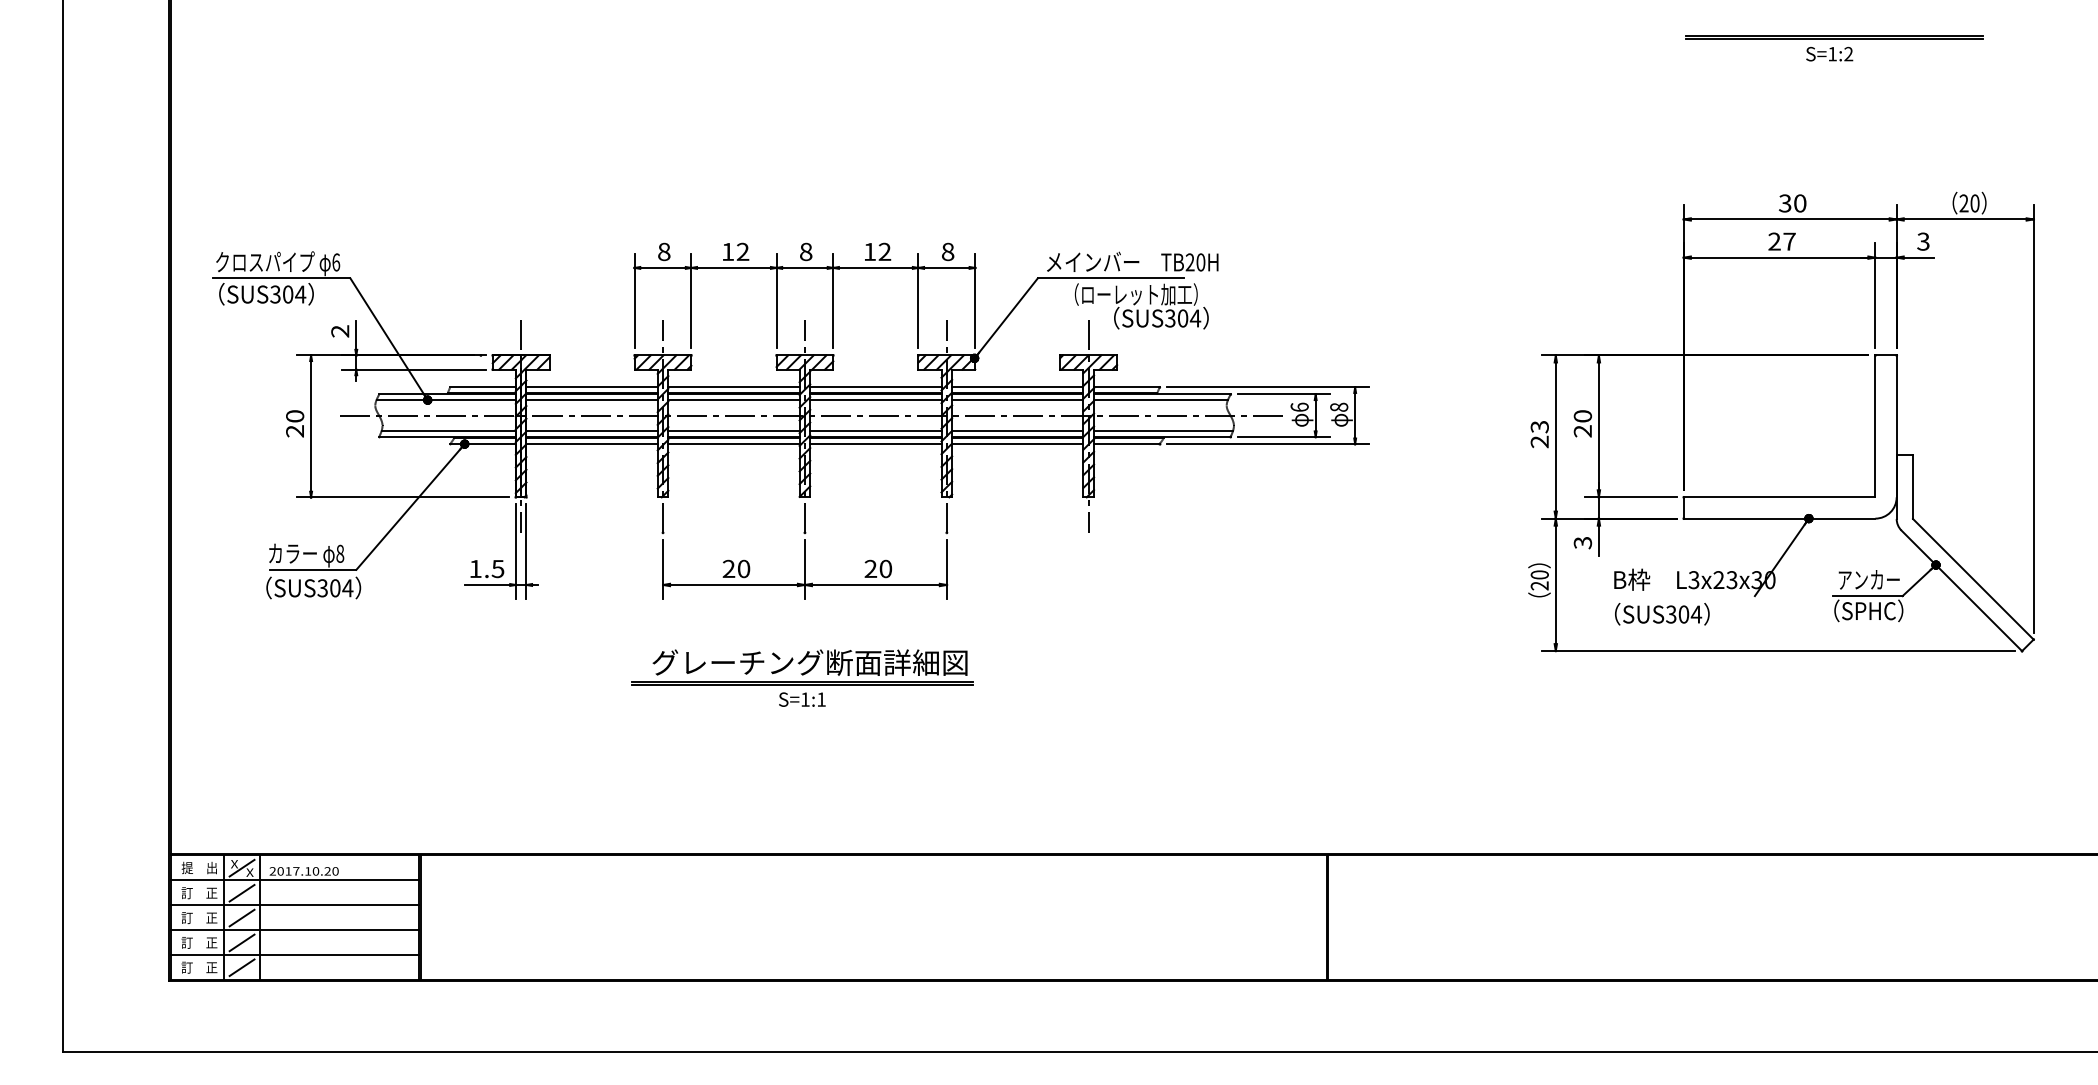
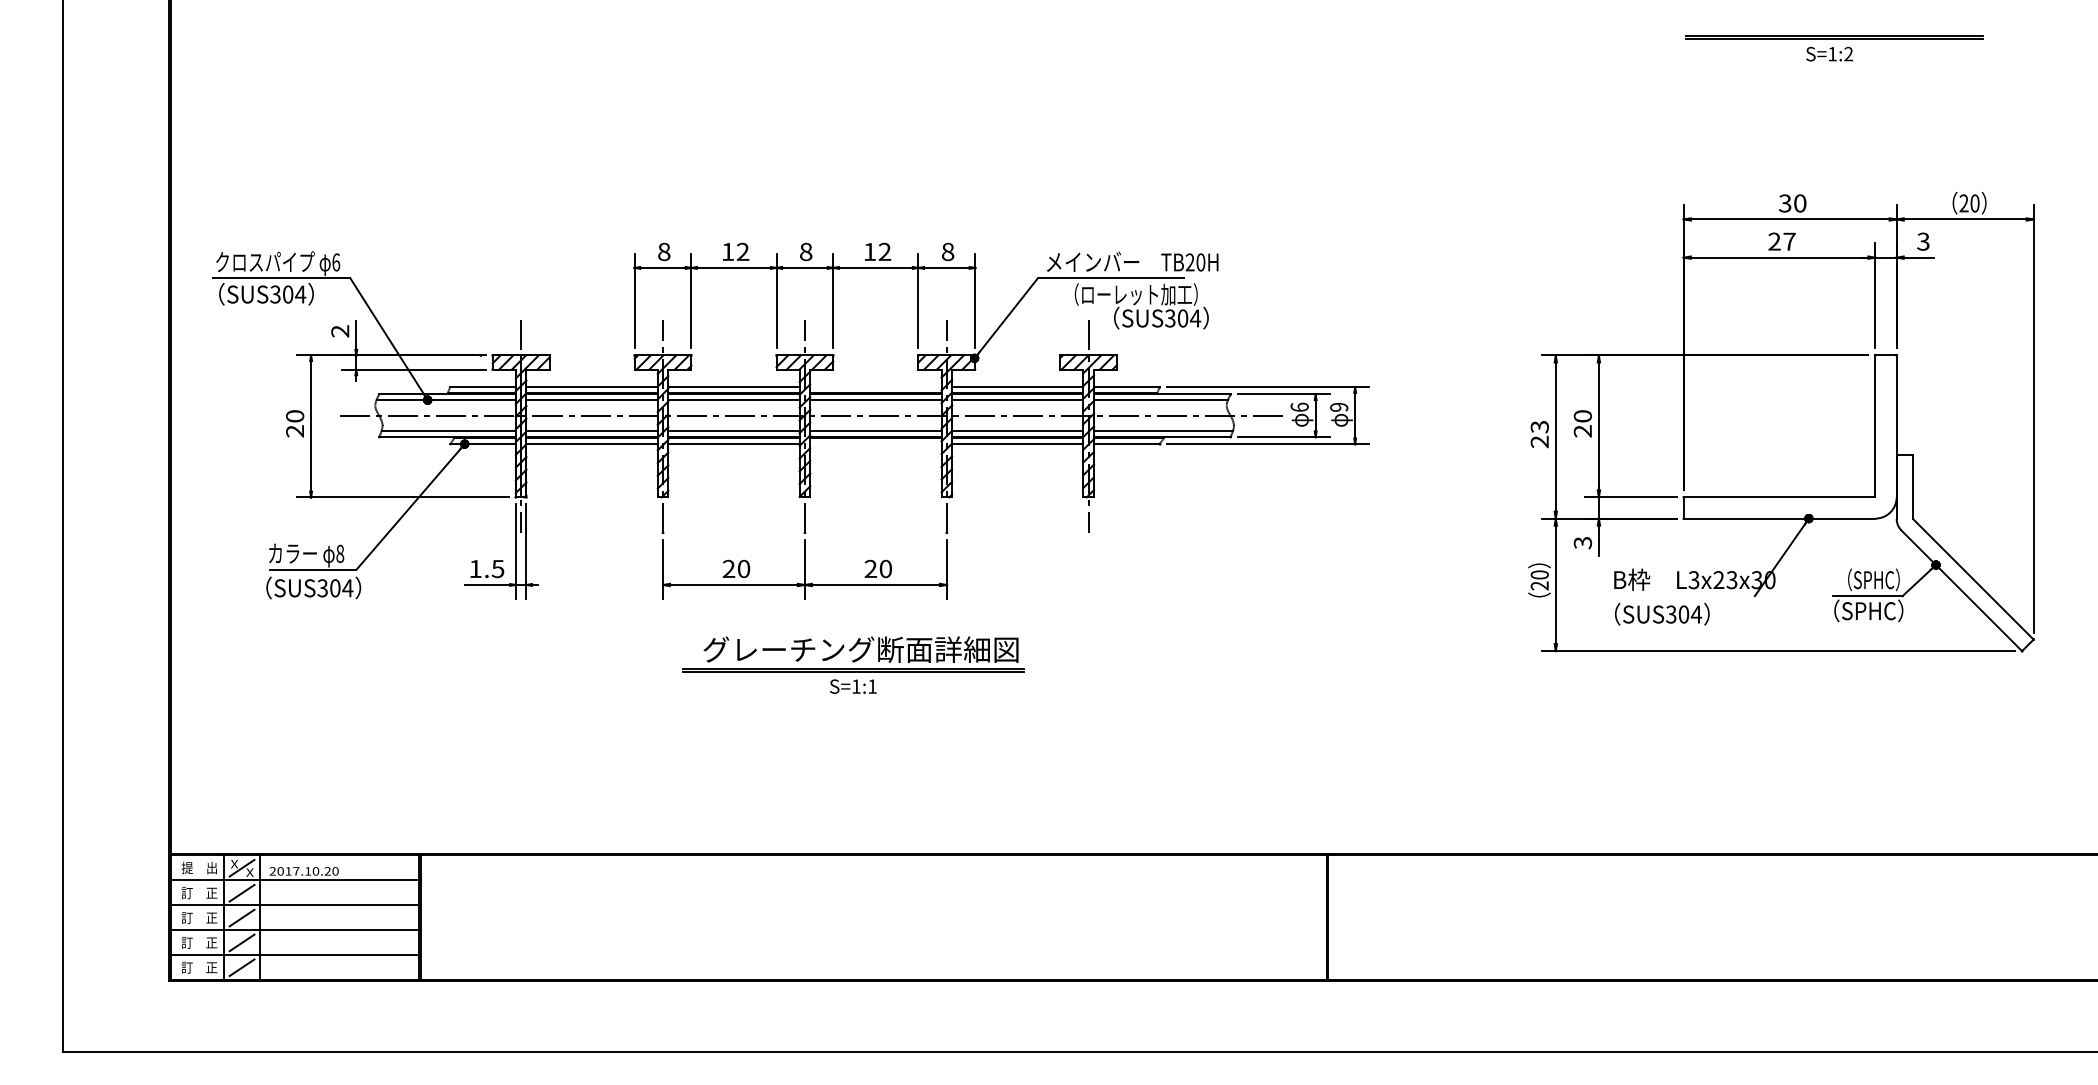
line: present -> none (875, 387)
text: 8 -> 9 (1339, 406)
line: present -> none (875, 444)
text: アンカー -> （SPHC） (1868, 579)
part position: (802, 677) -> (853, 664) (853, 664)
